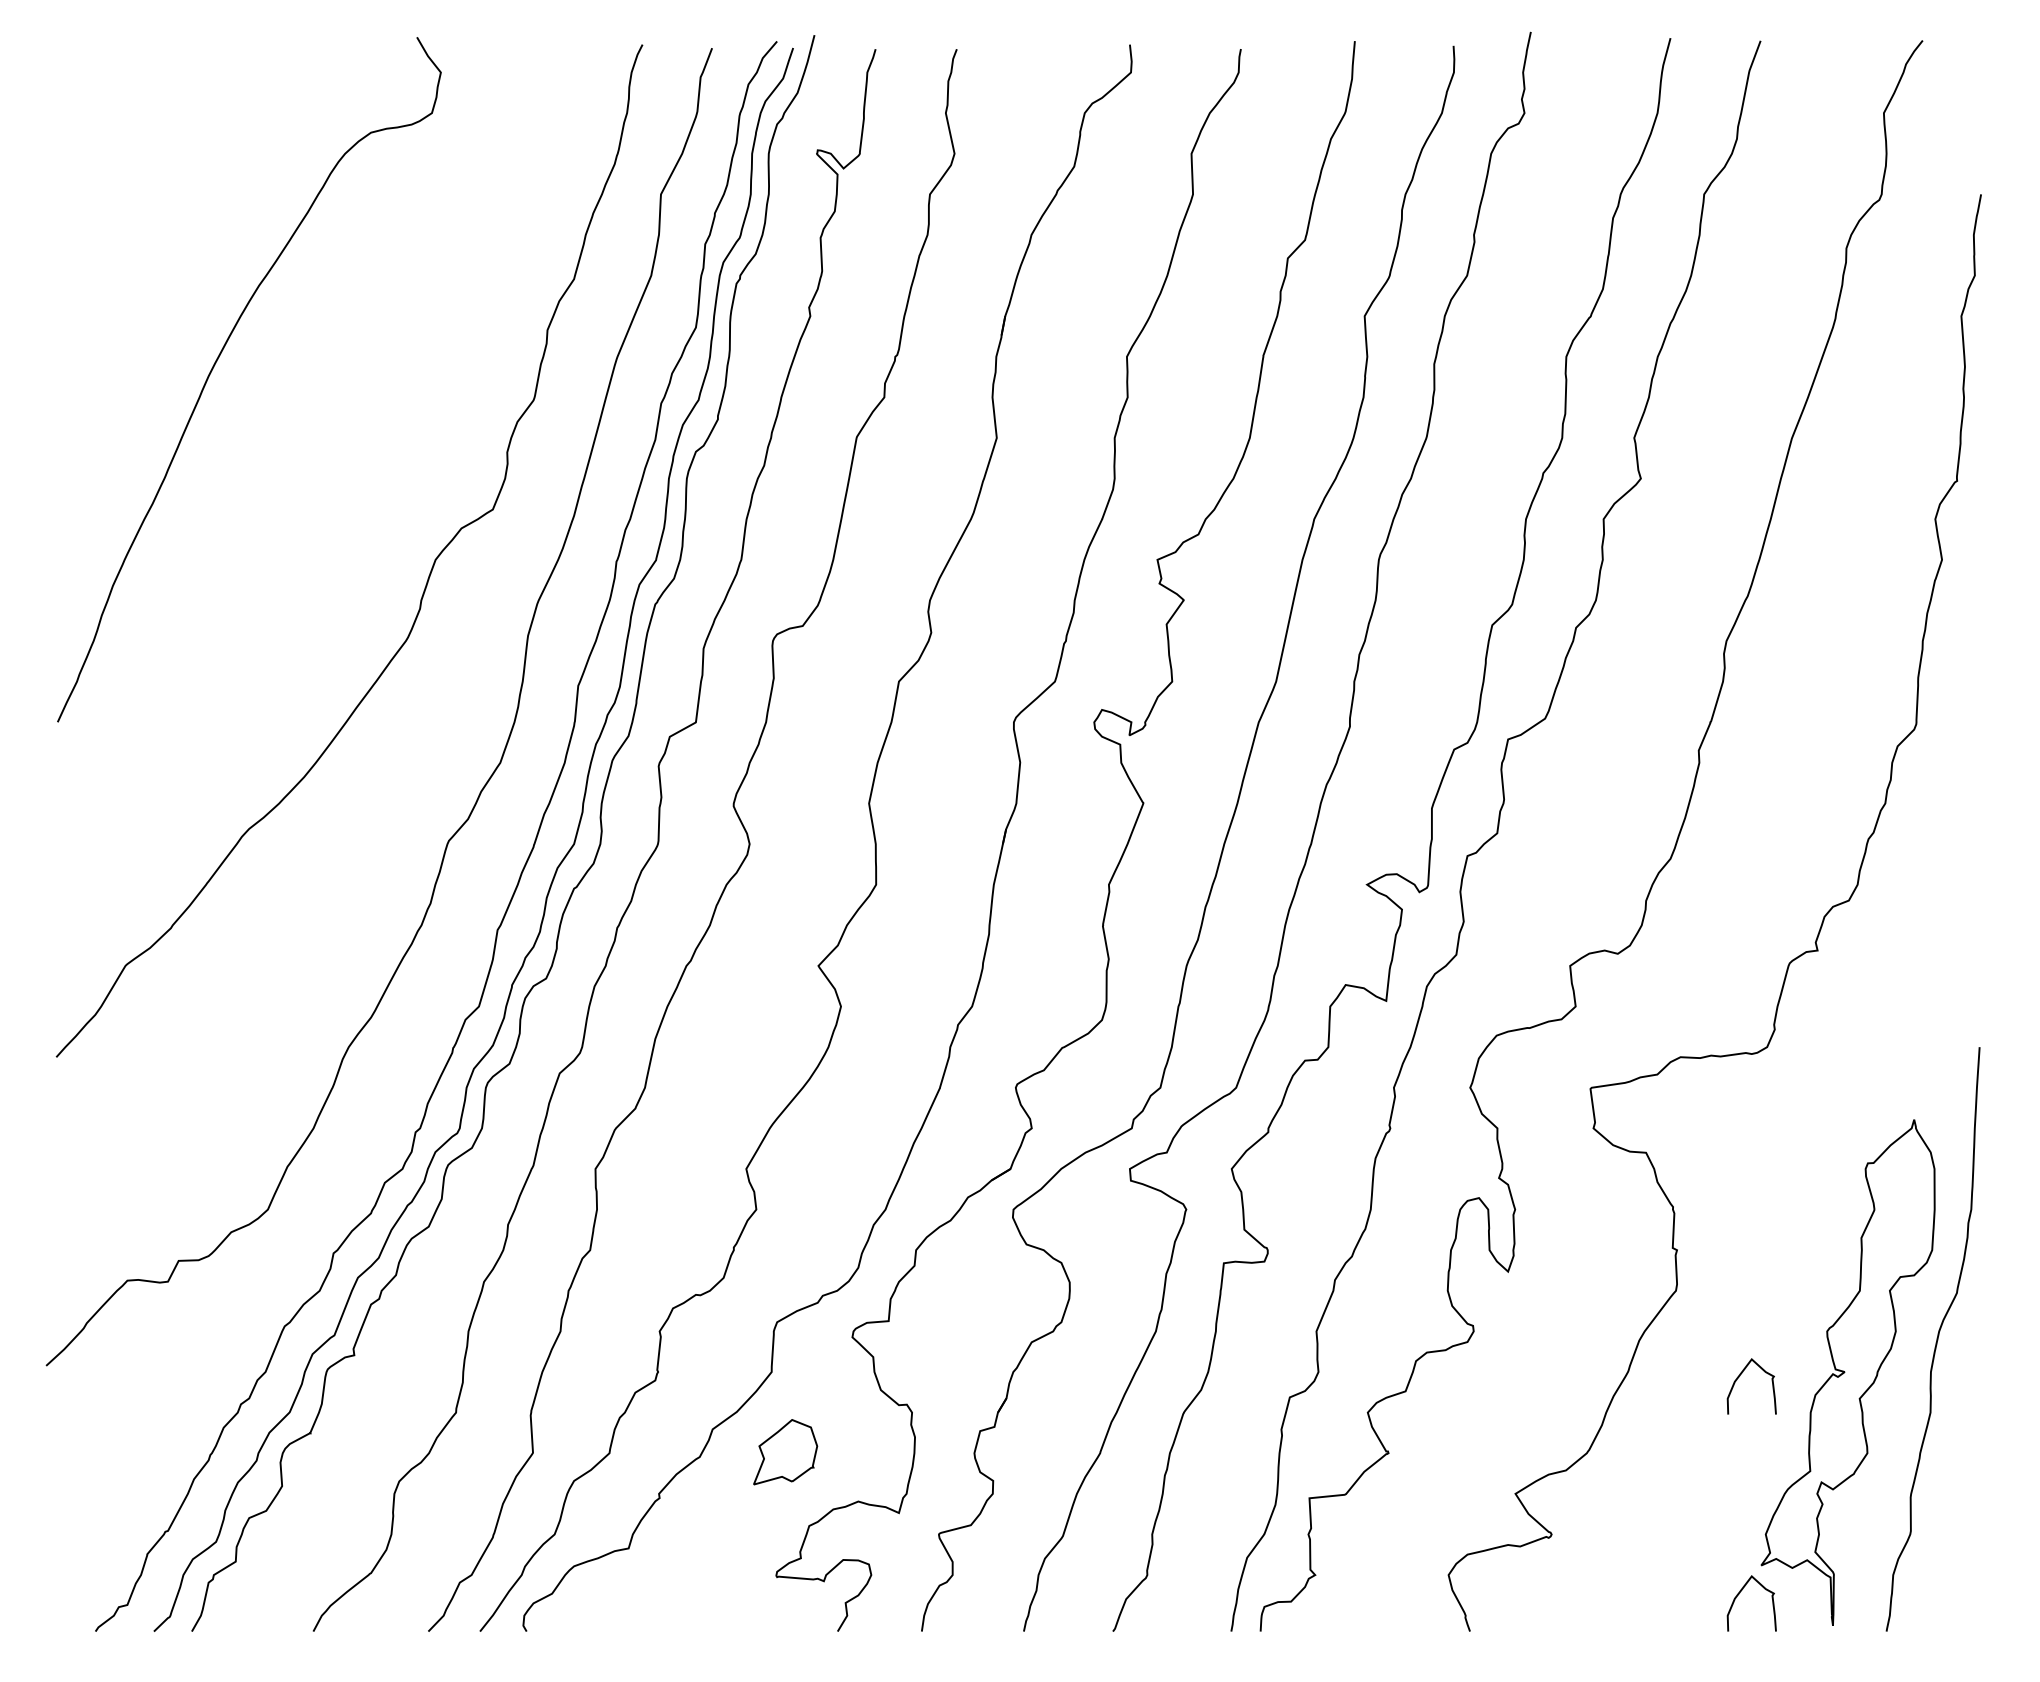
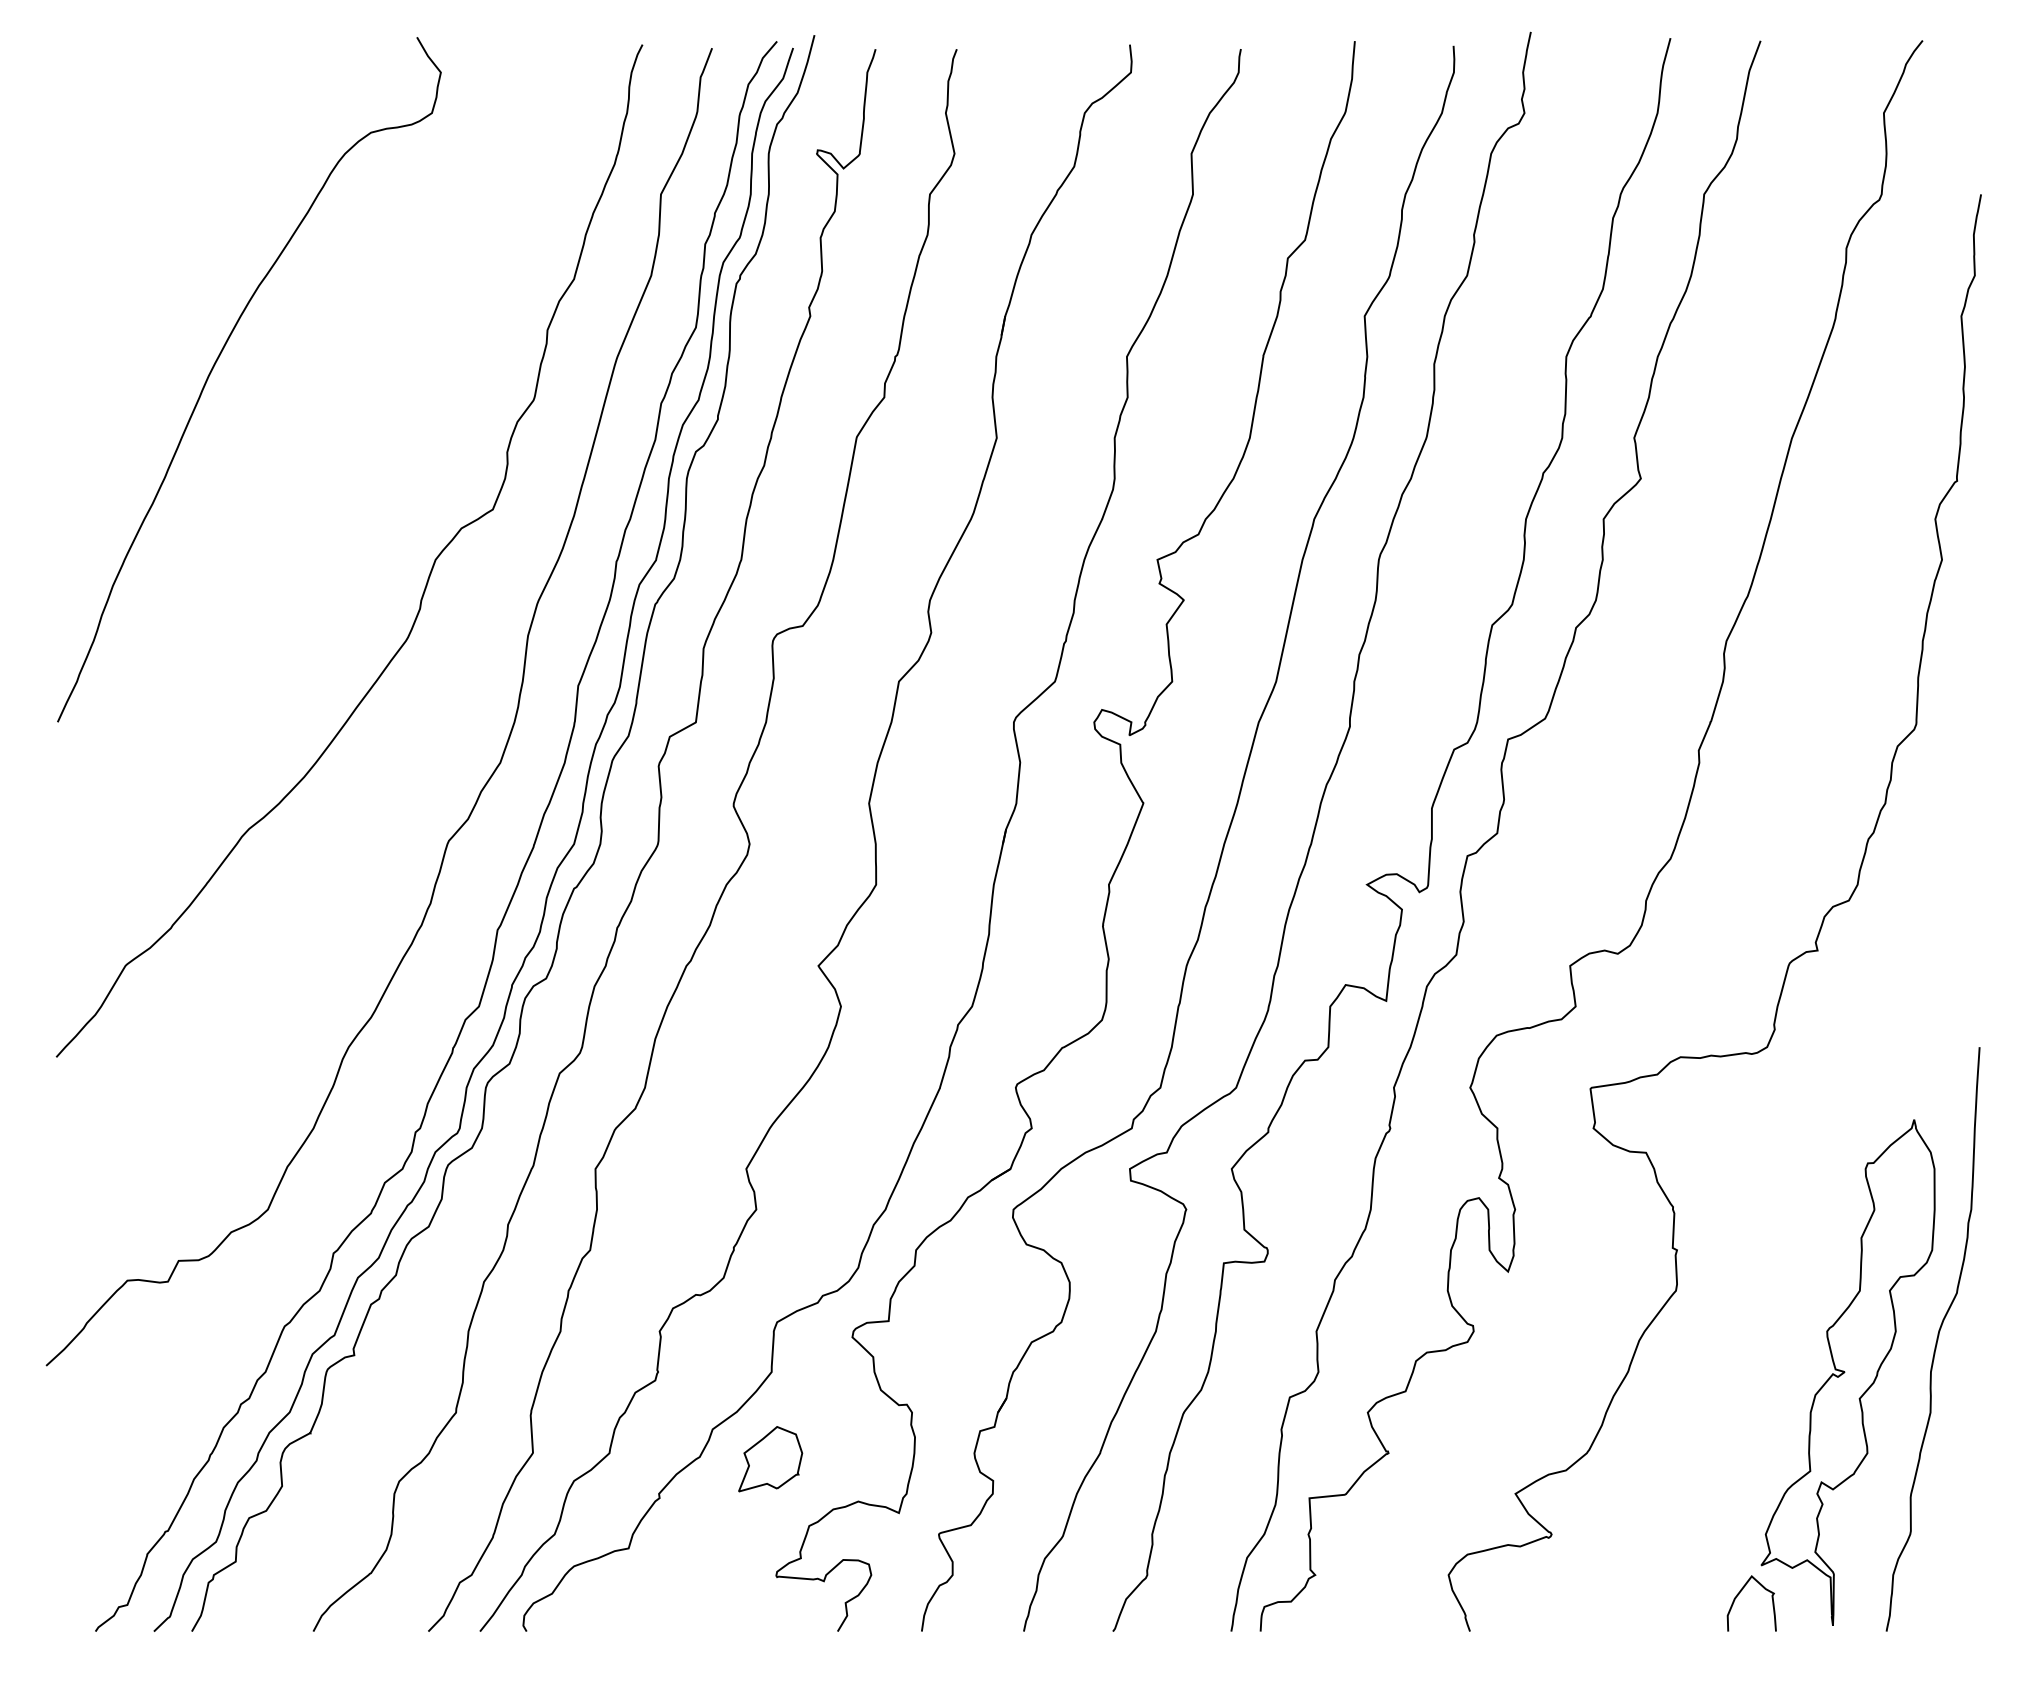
curve: present -> none (1739, 1377)
part position: (785, 1452) -> (770, 1459) (770, 1459)
